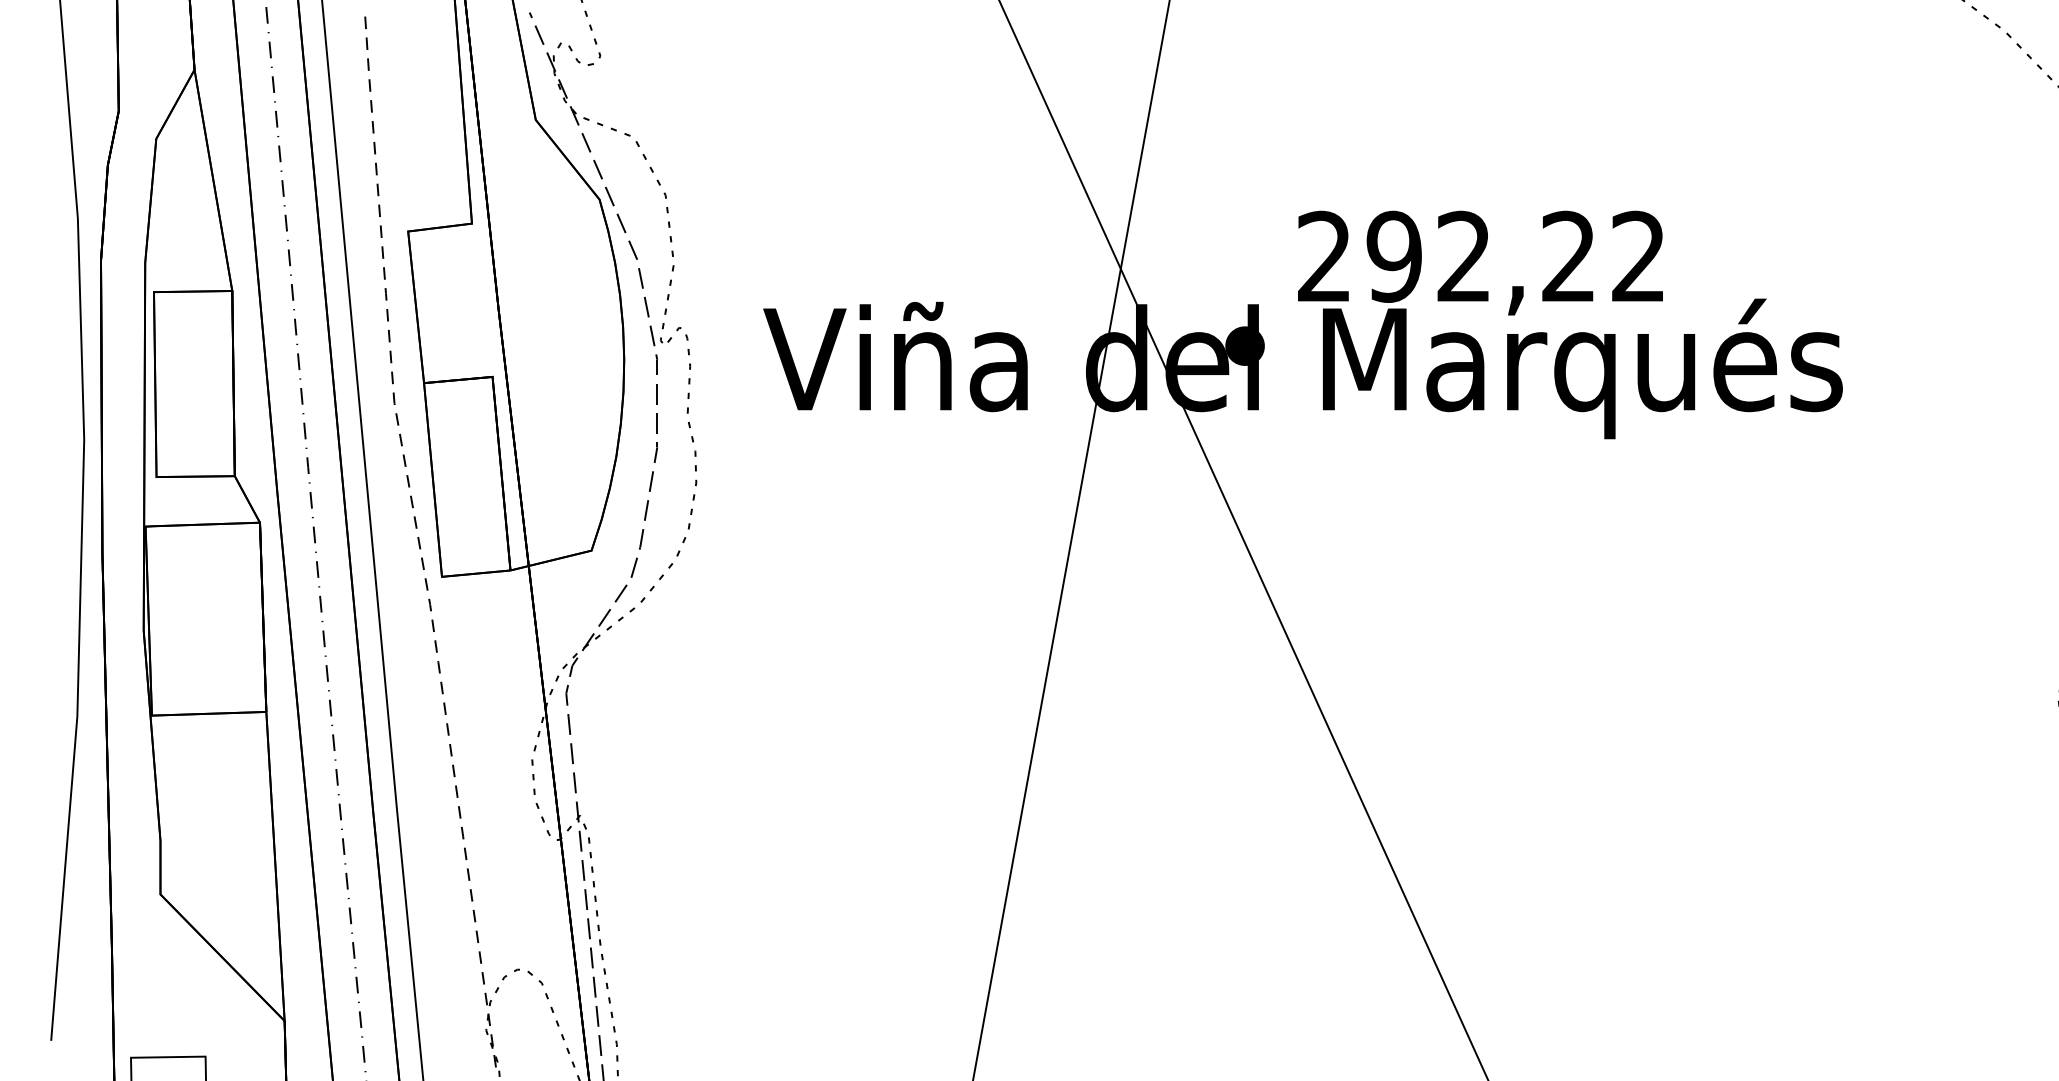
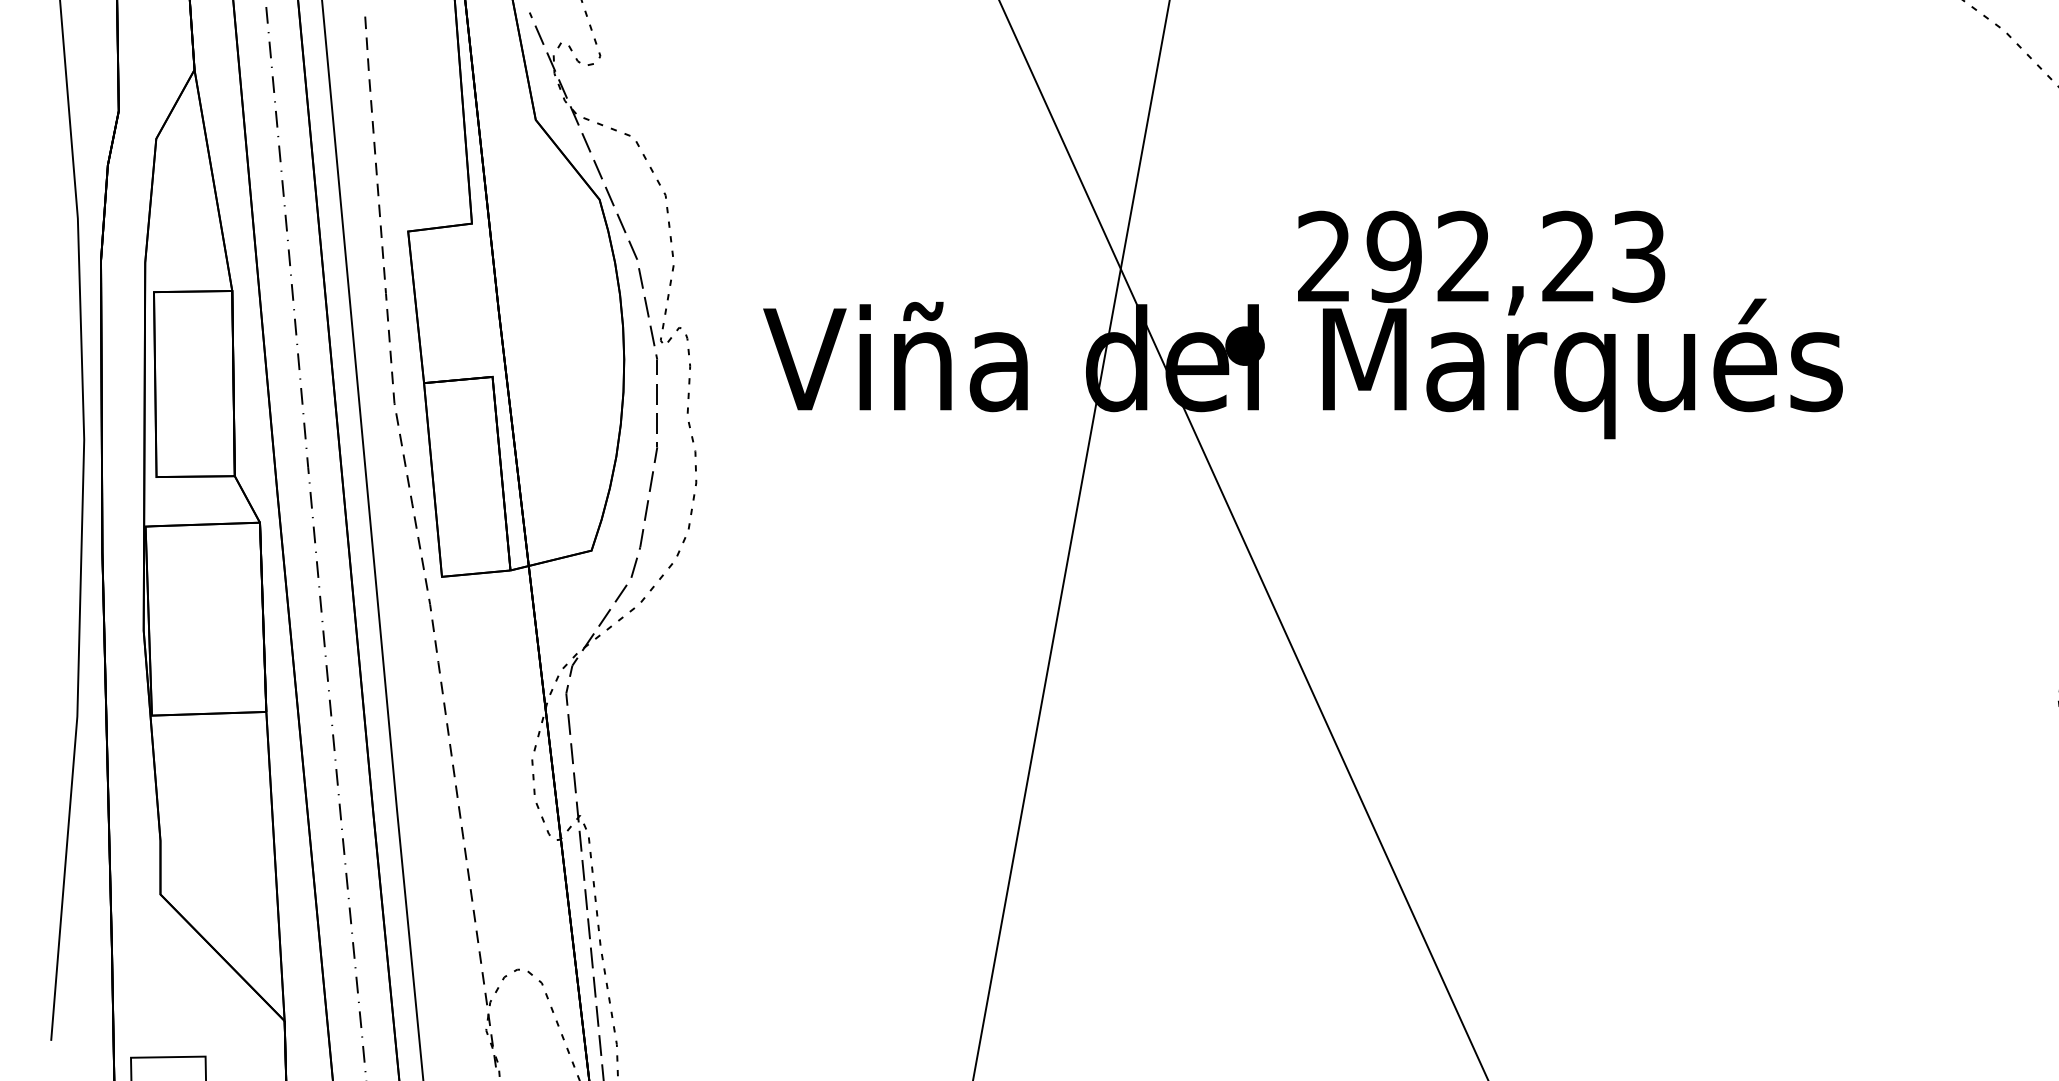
text: 292,22 -> 292,23 (1638, 256)
